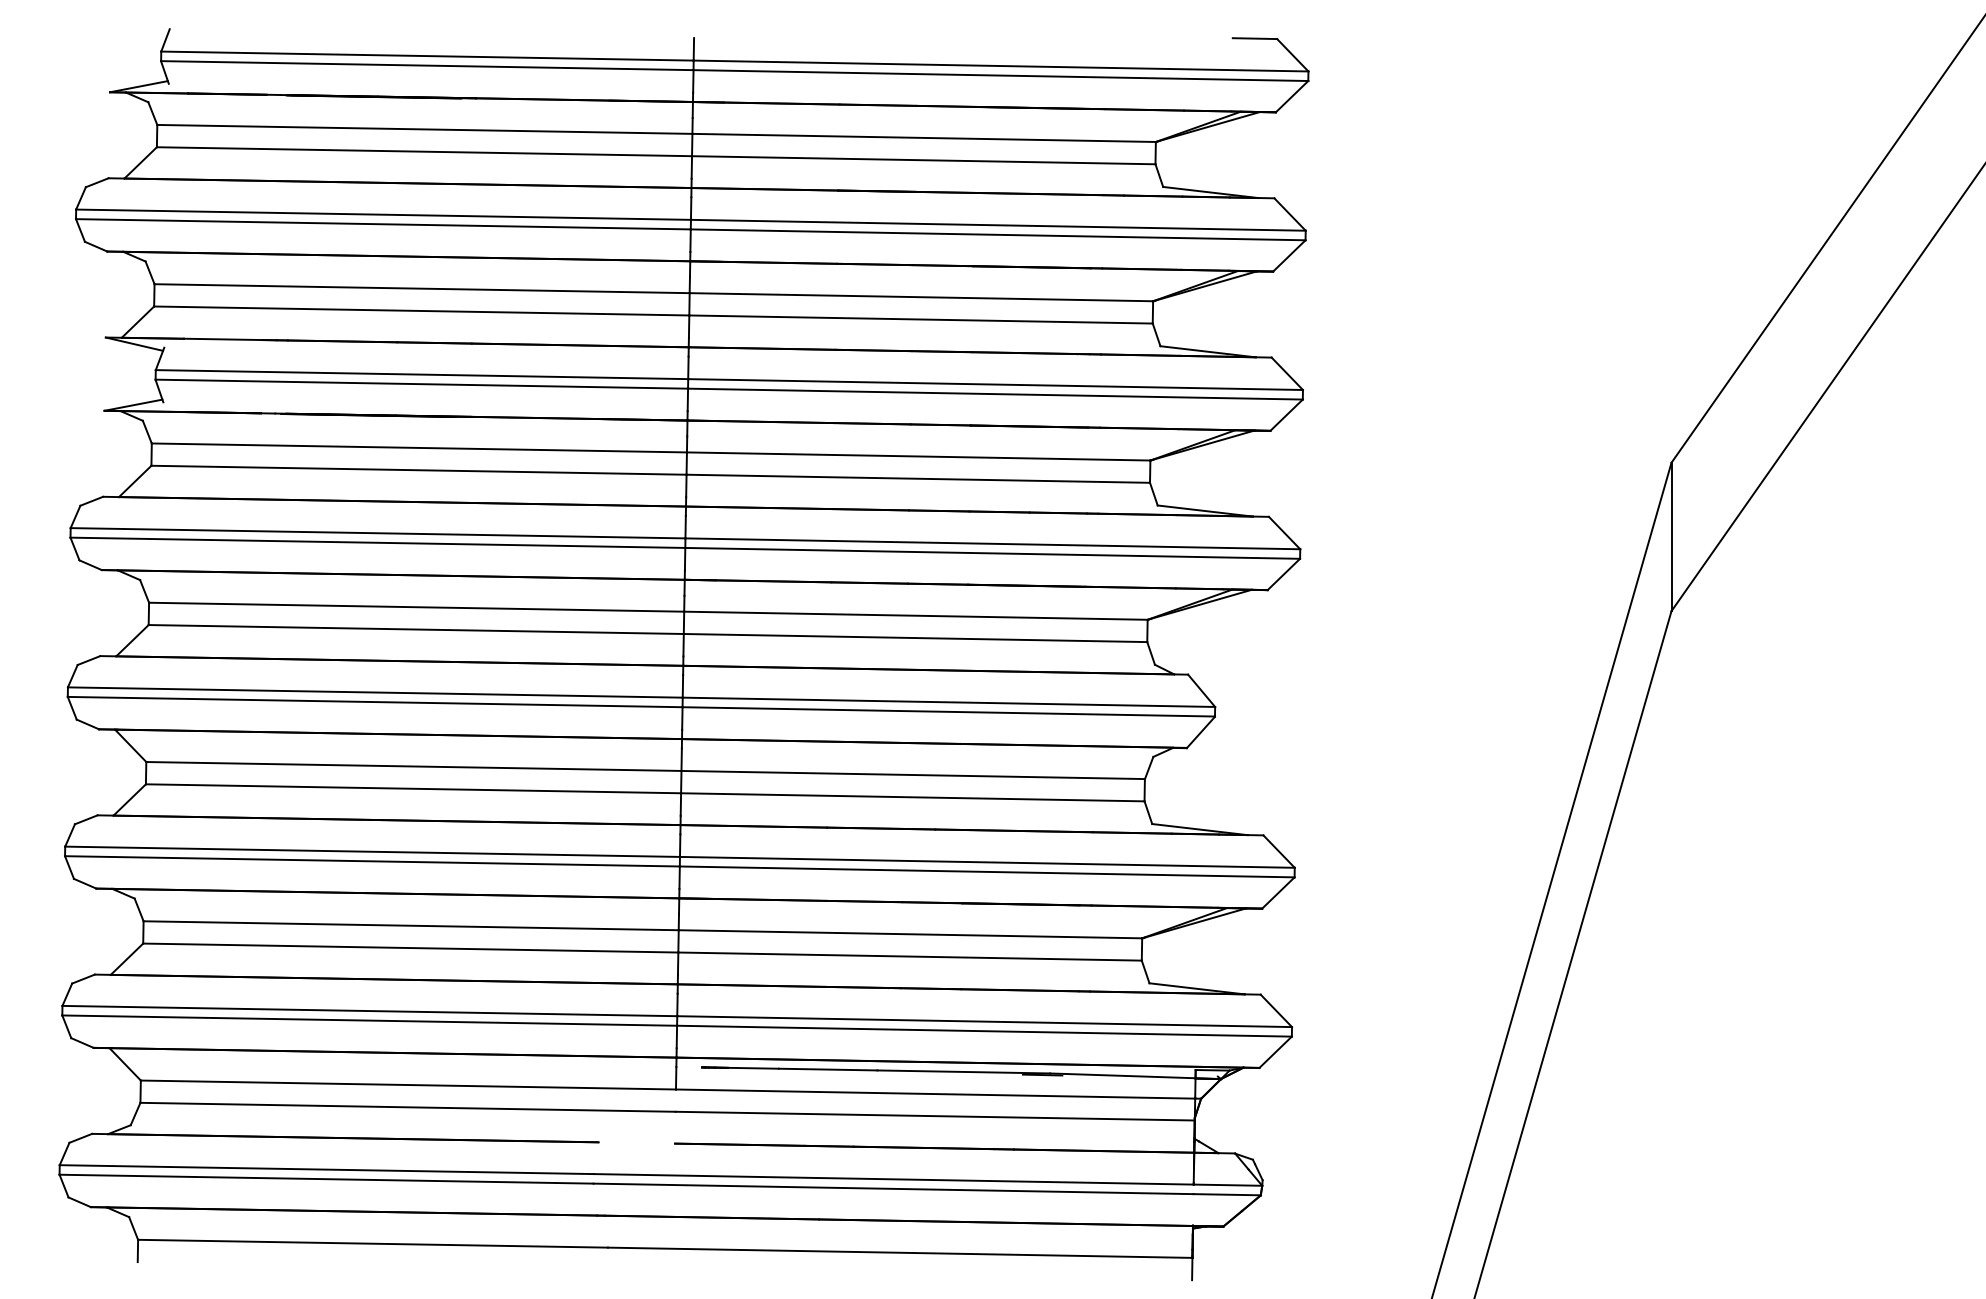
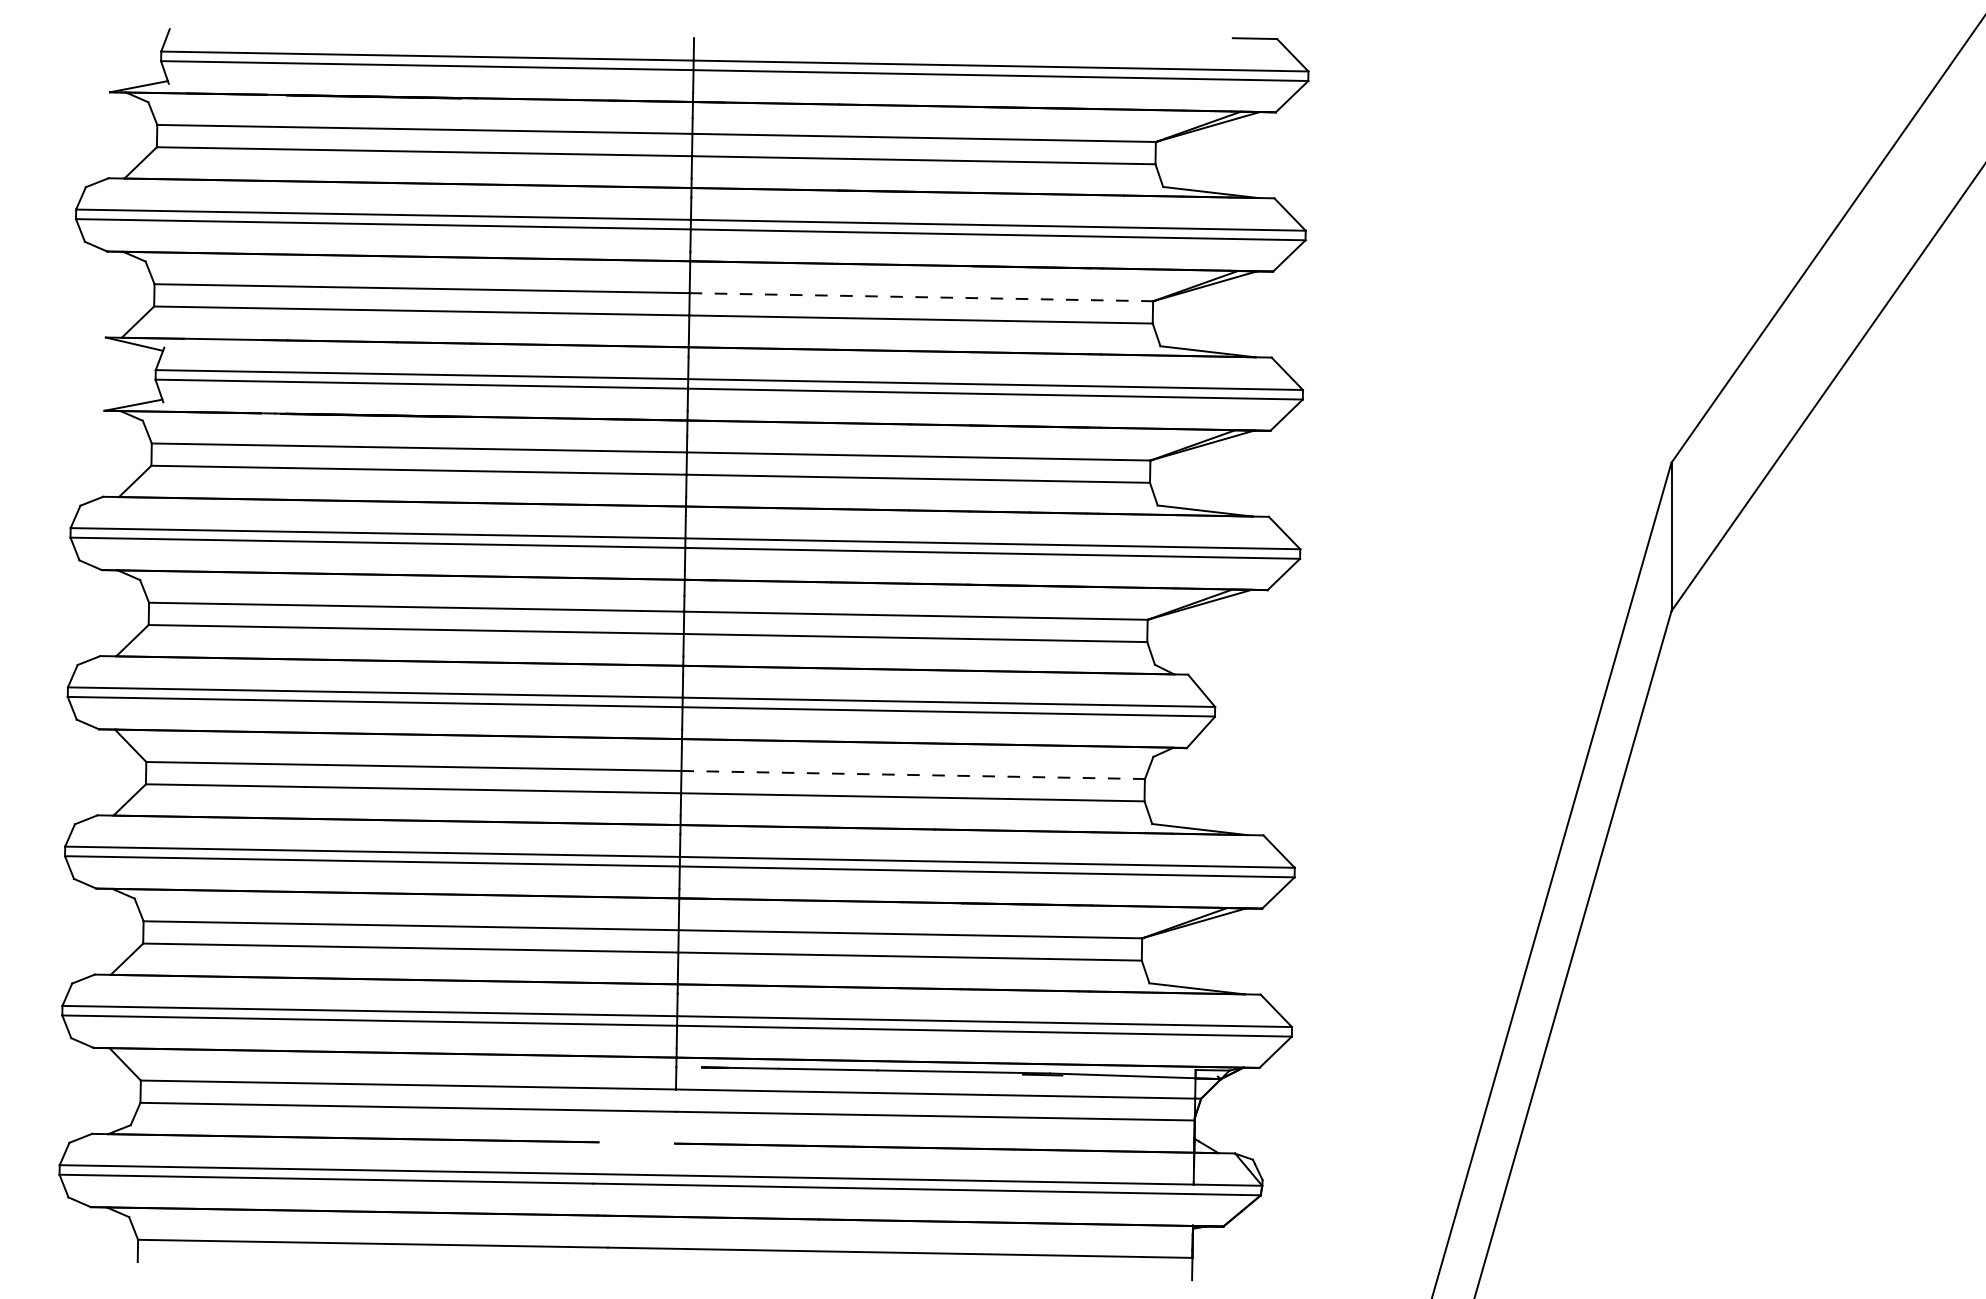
line: solid -> dashed (921, 297)
line: solid -> dashed (913, 775)
